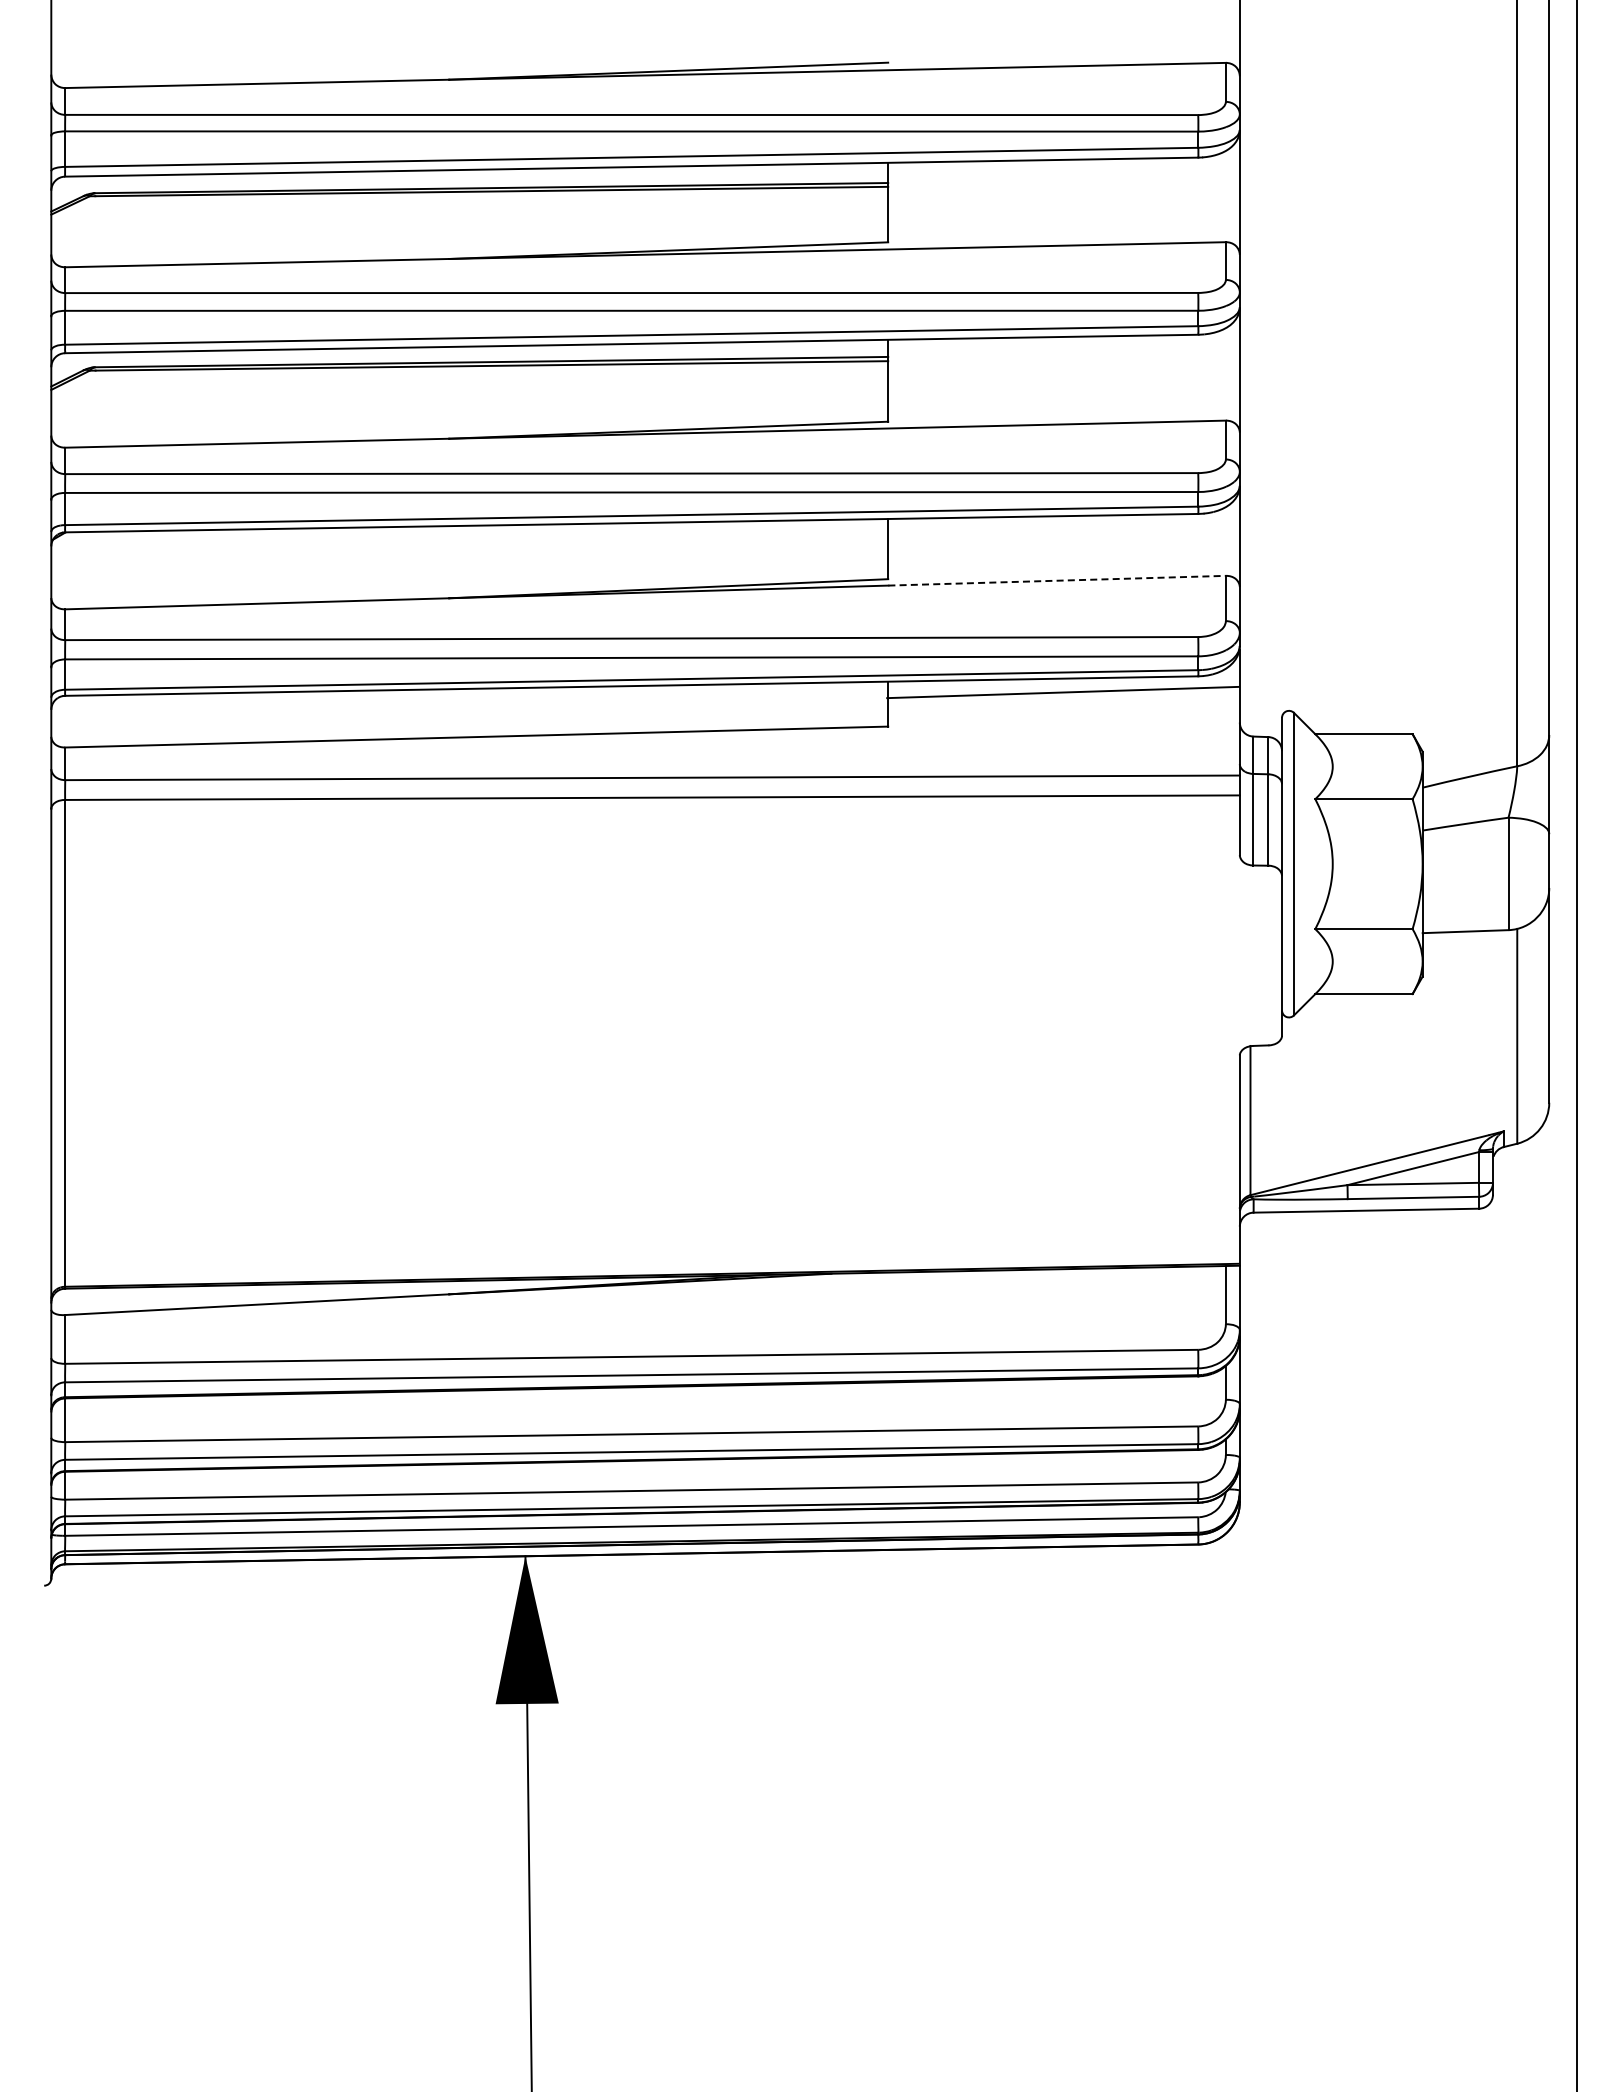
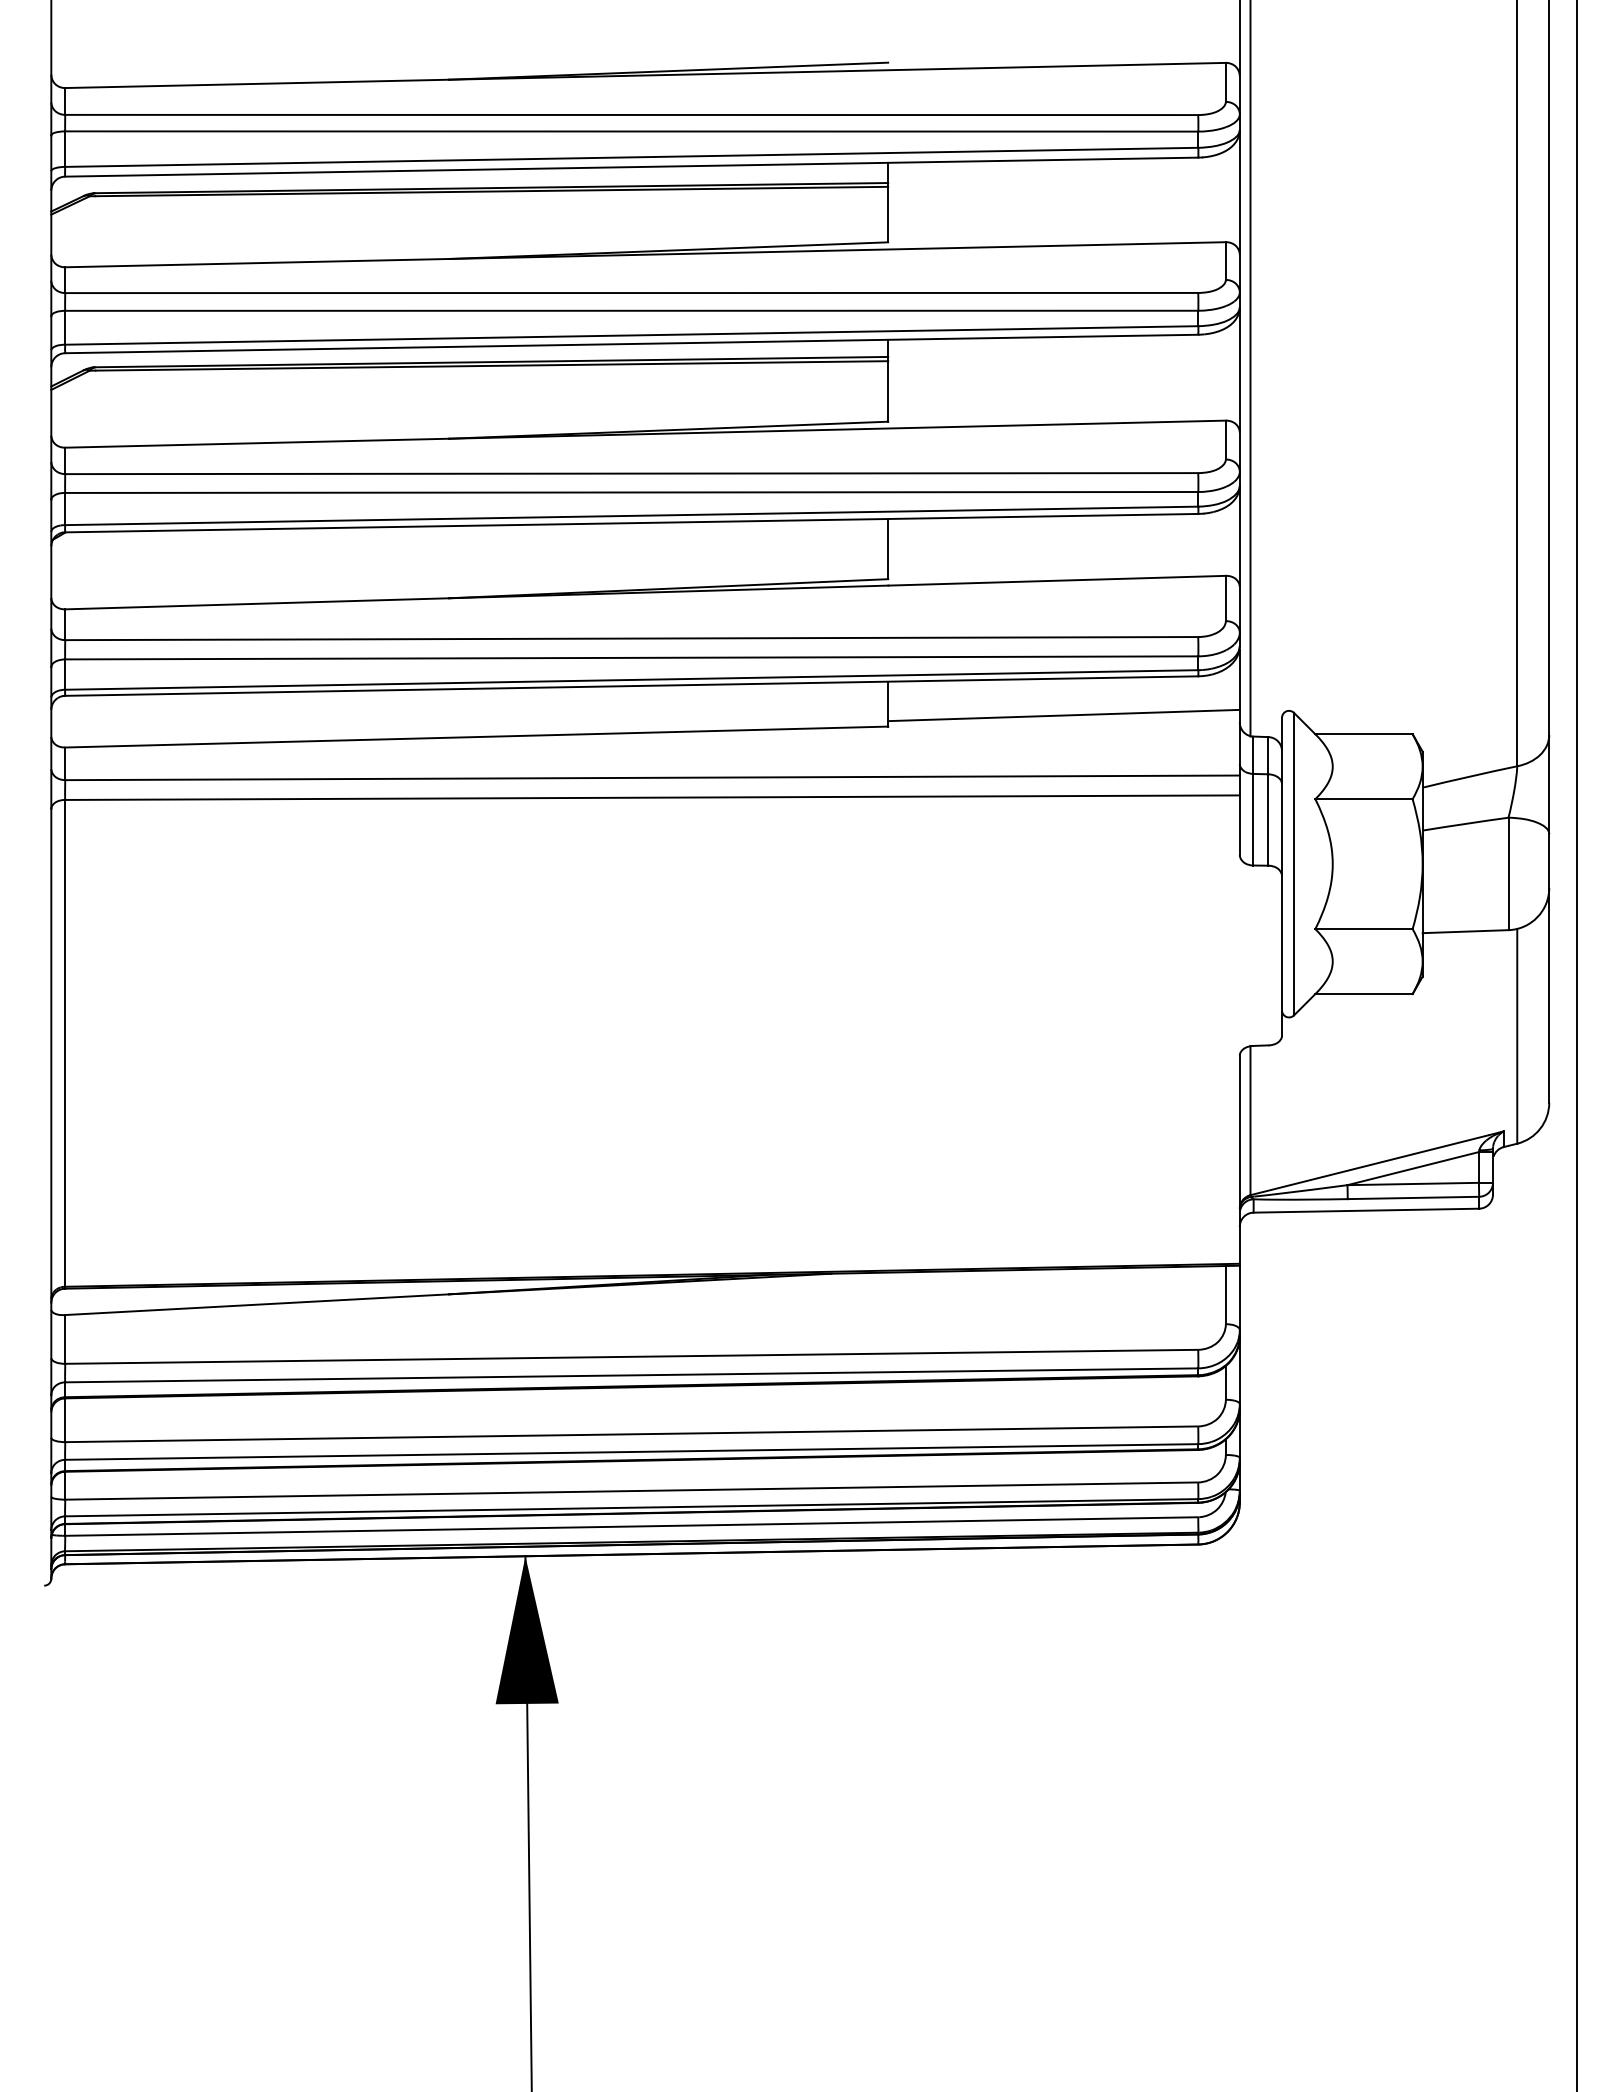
line: none -> present (1250, 369)
line: dashed -> solid (1057, 580)
line position: (1062, 692) -> (1063, 715) (1063, 715)
